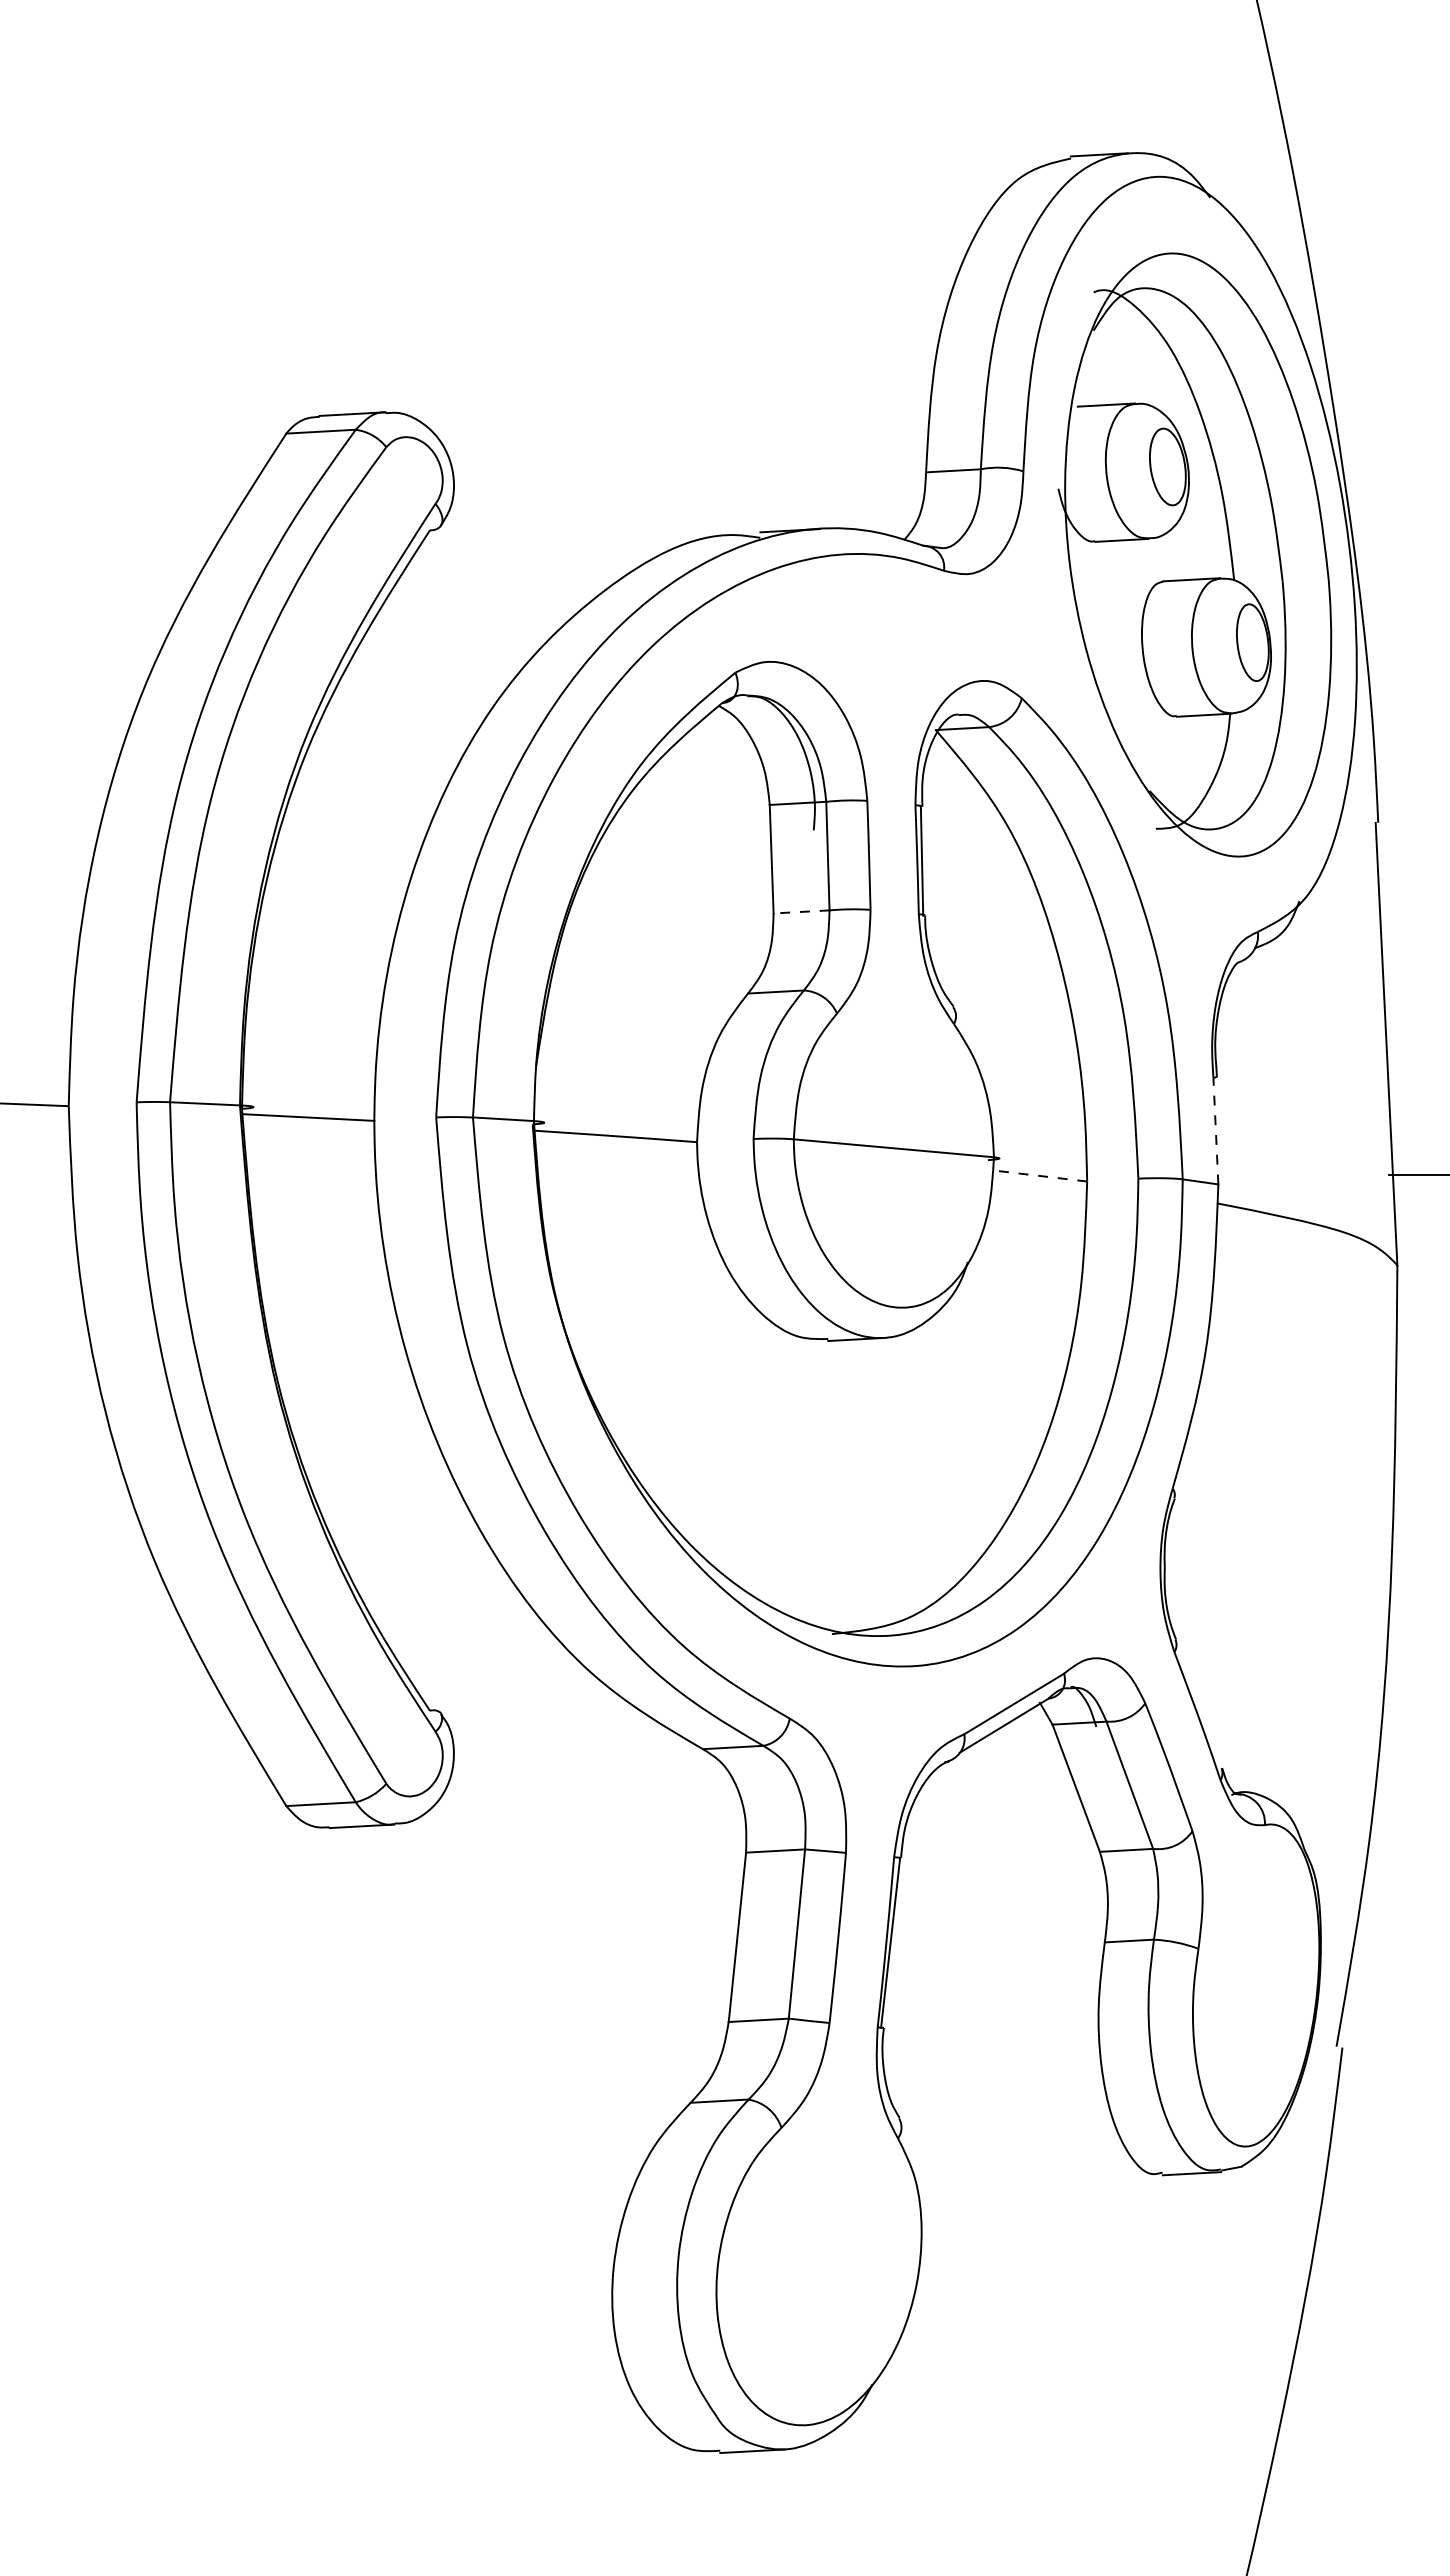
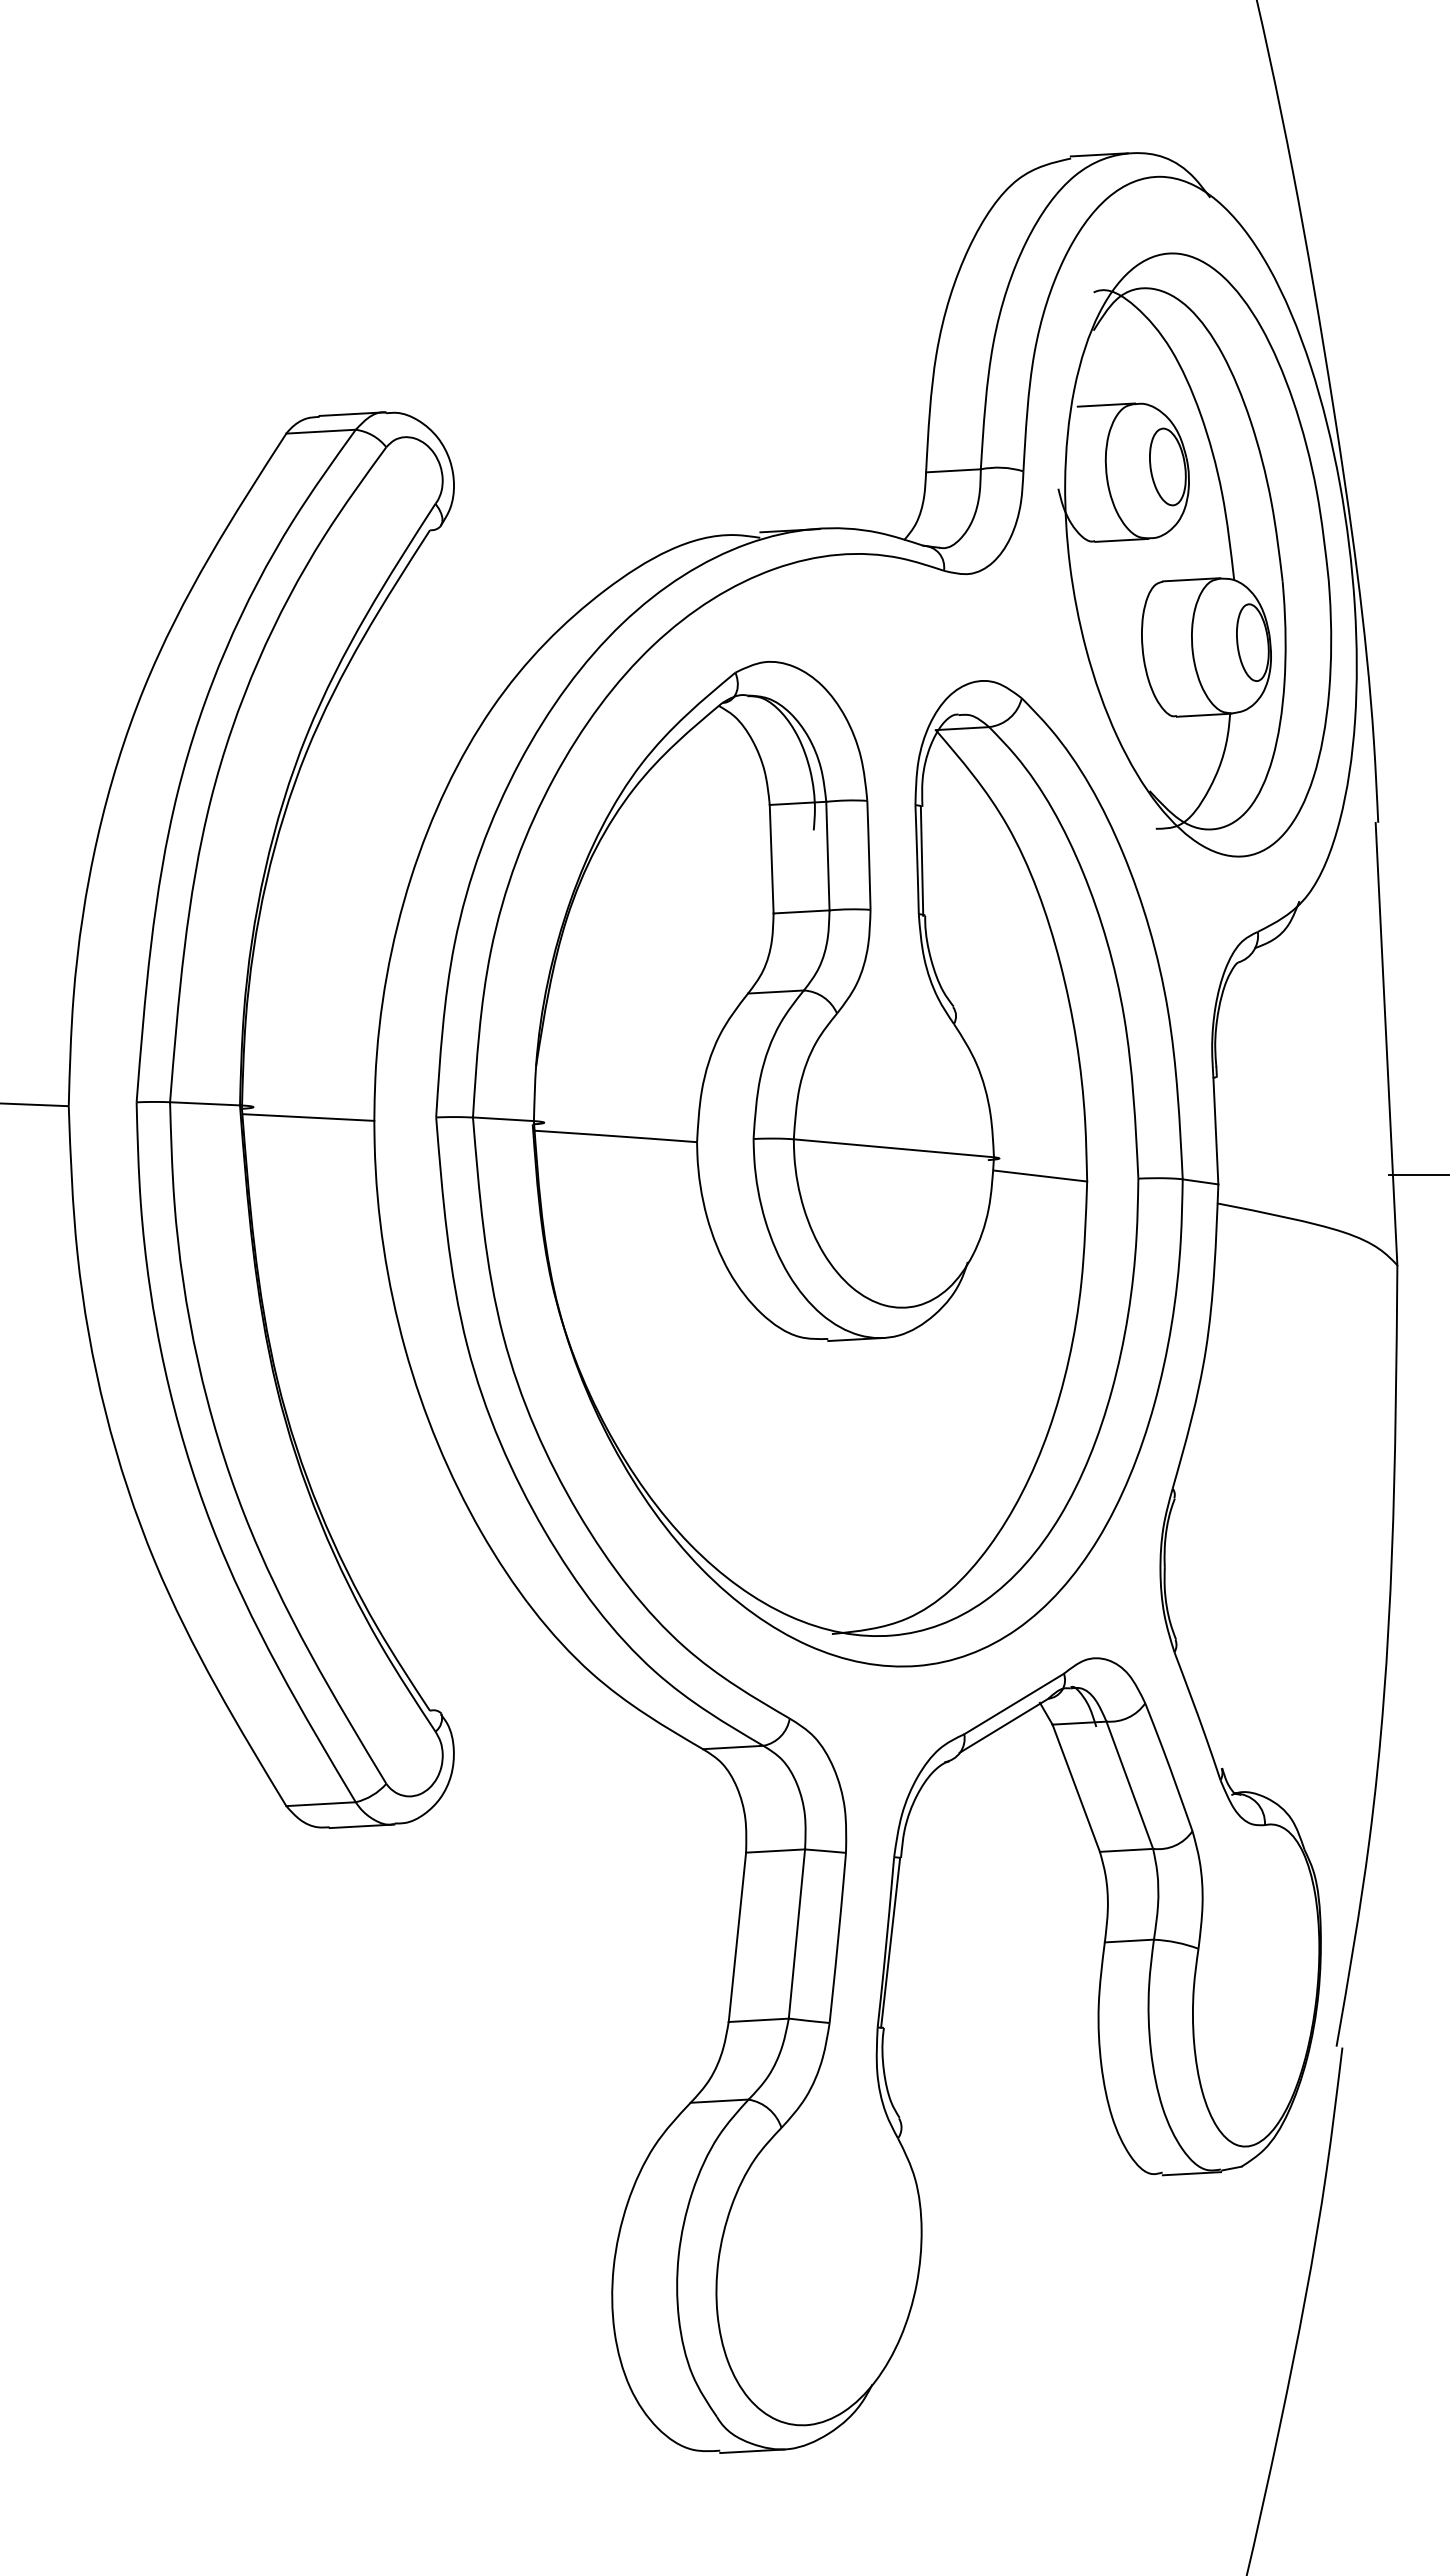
line: dashed -> solid (801, 911)
line: dashed -> solid (1215, 1130)
line: dashed -> solid (1039, 1175)
